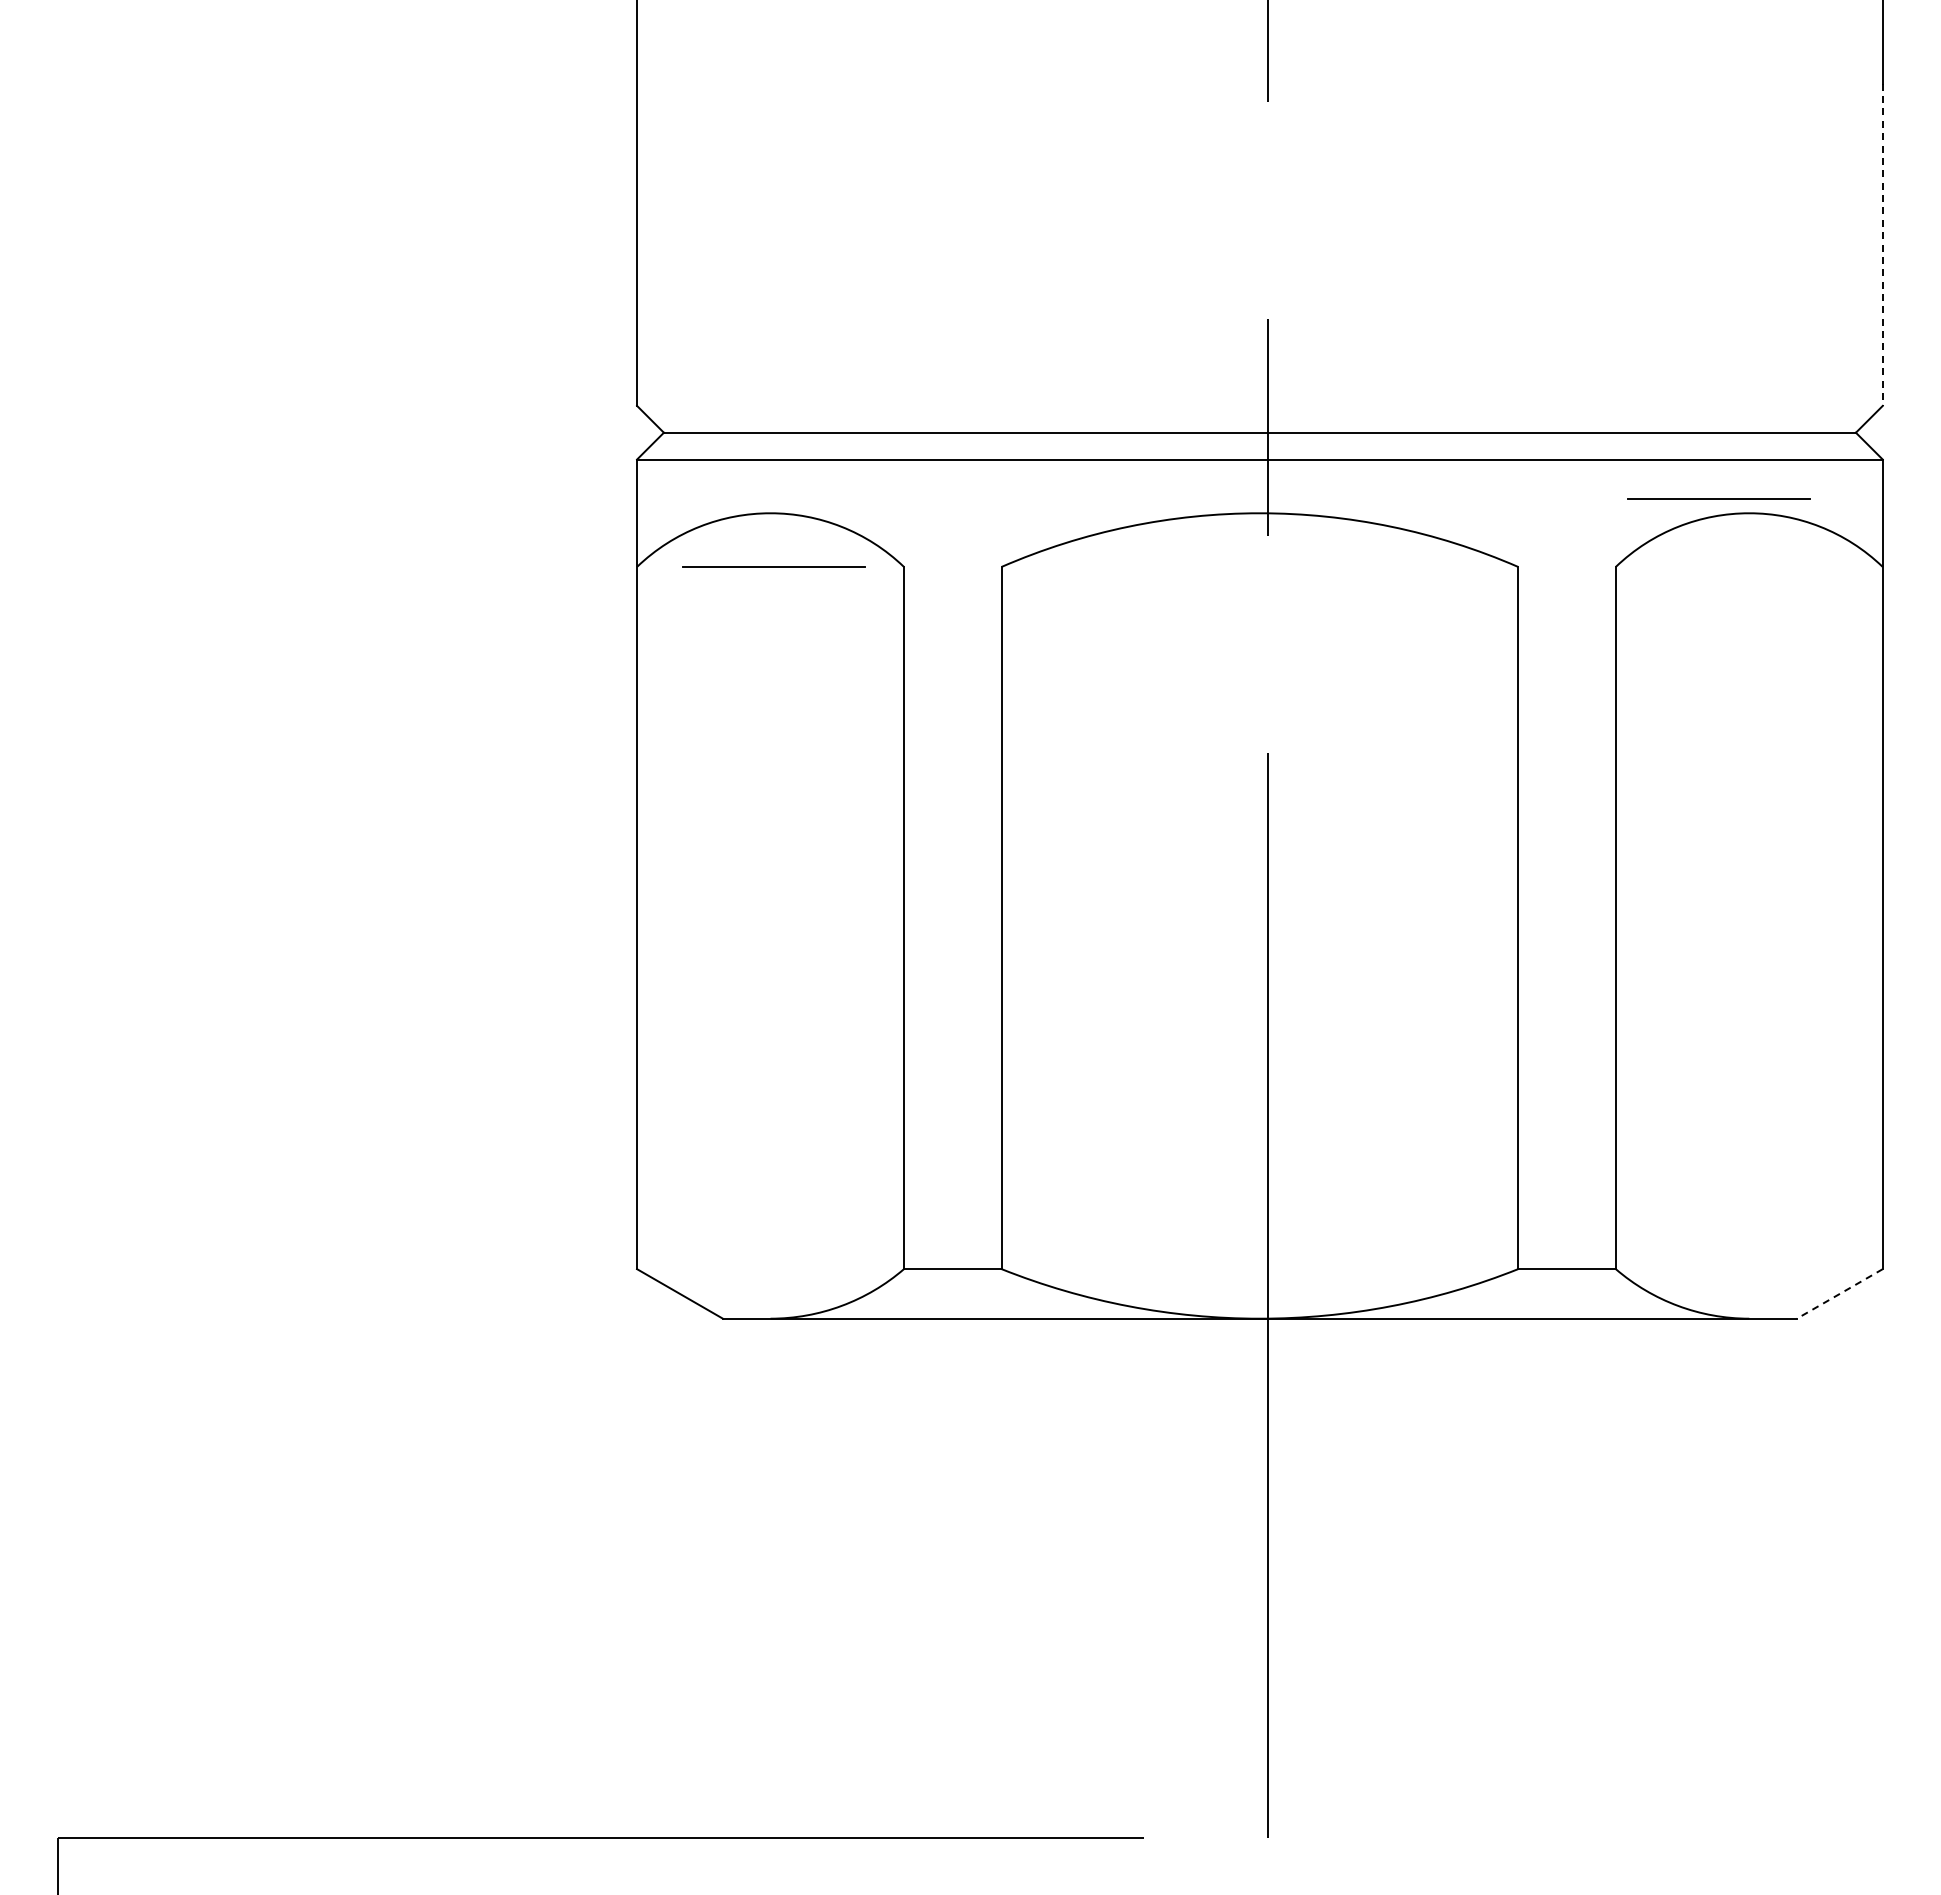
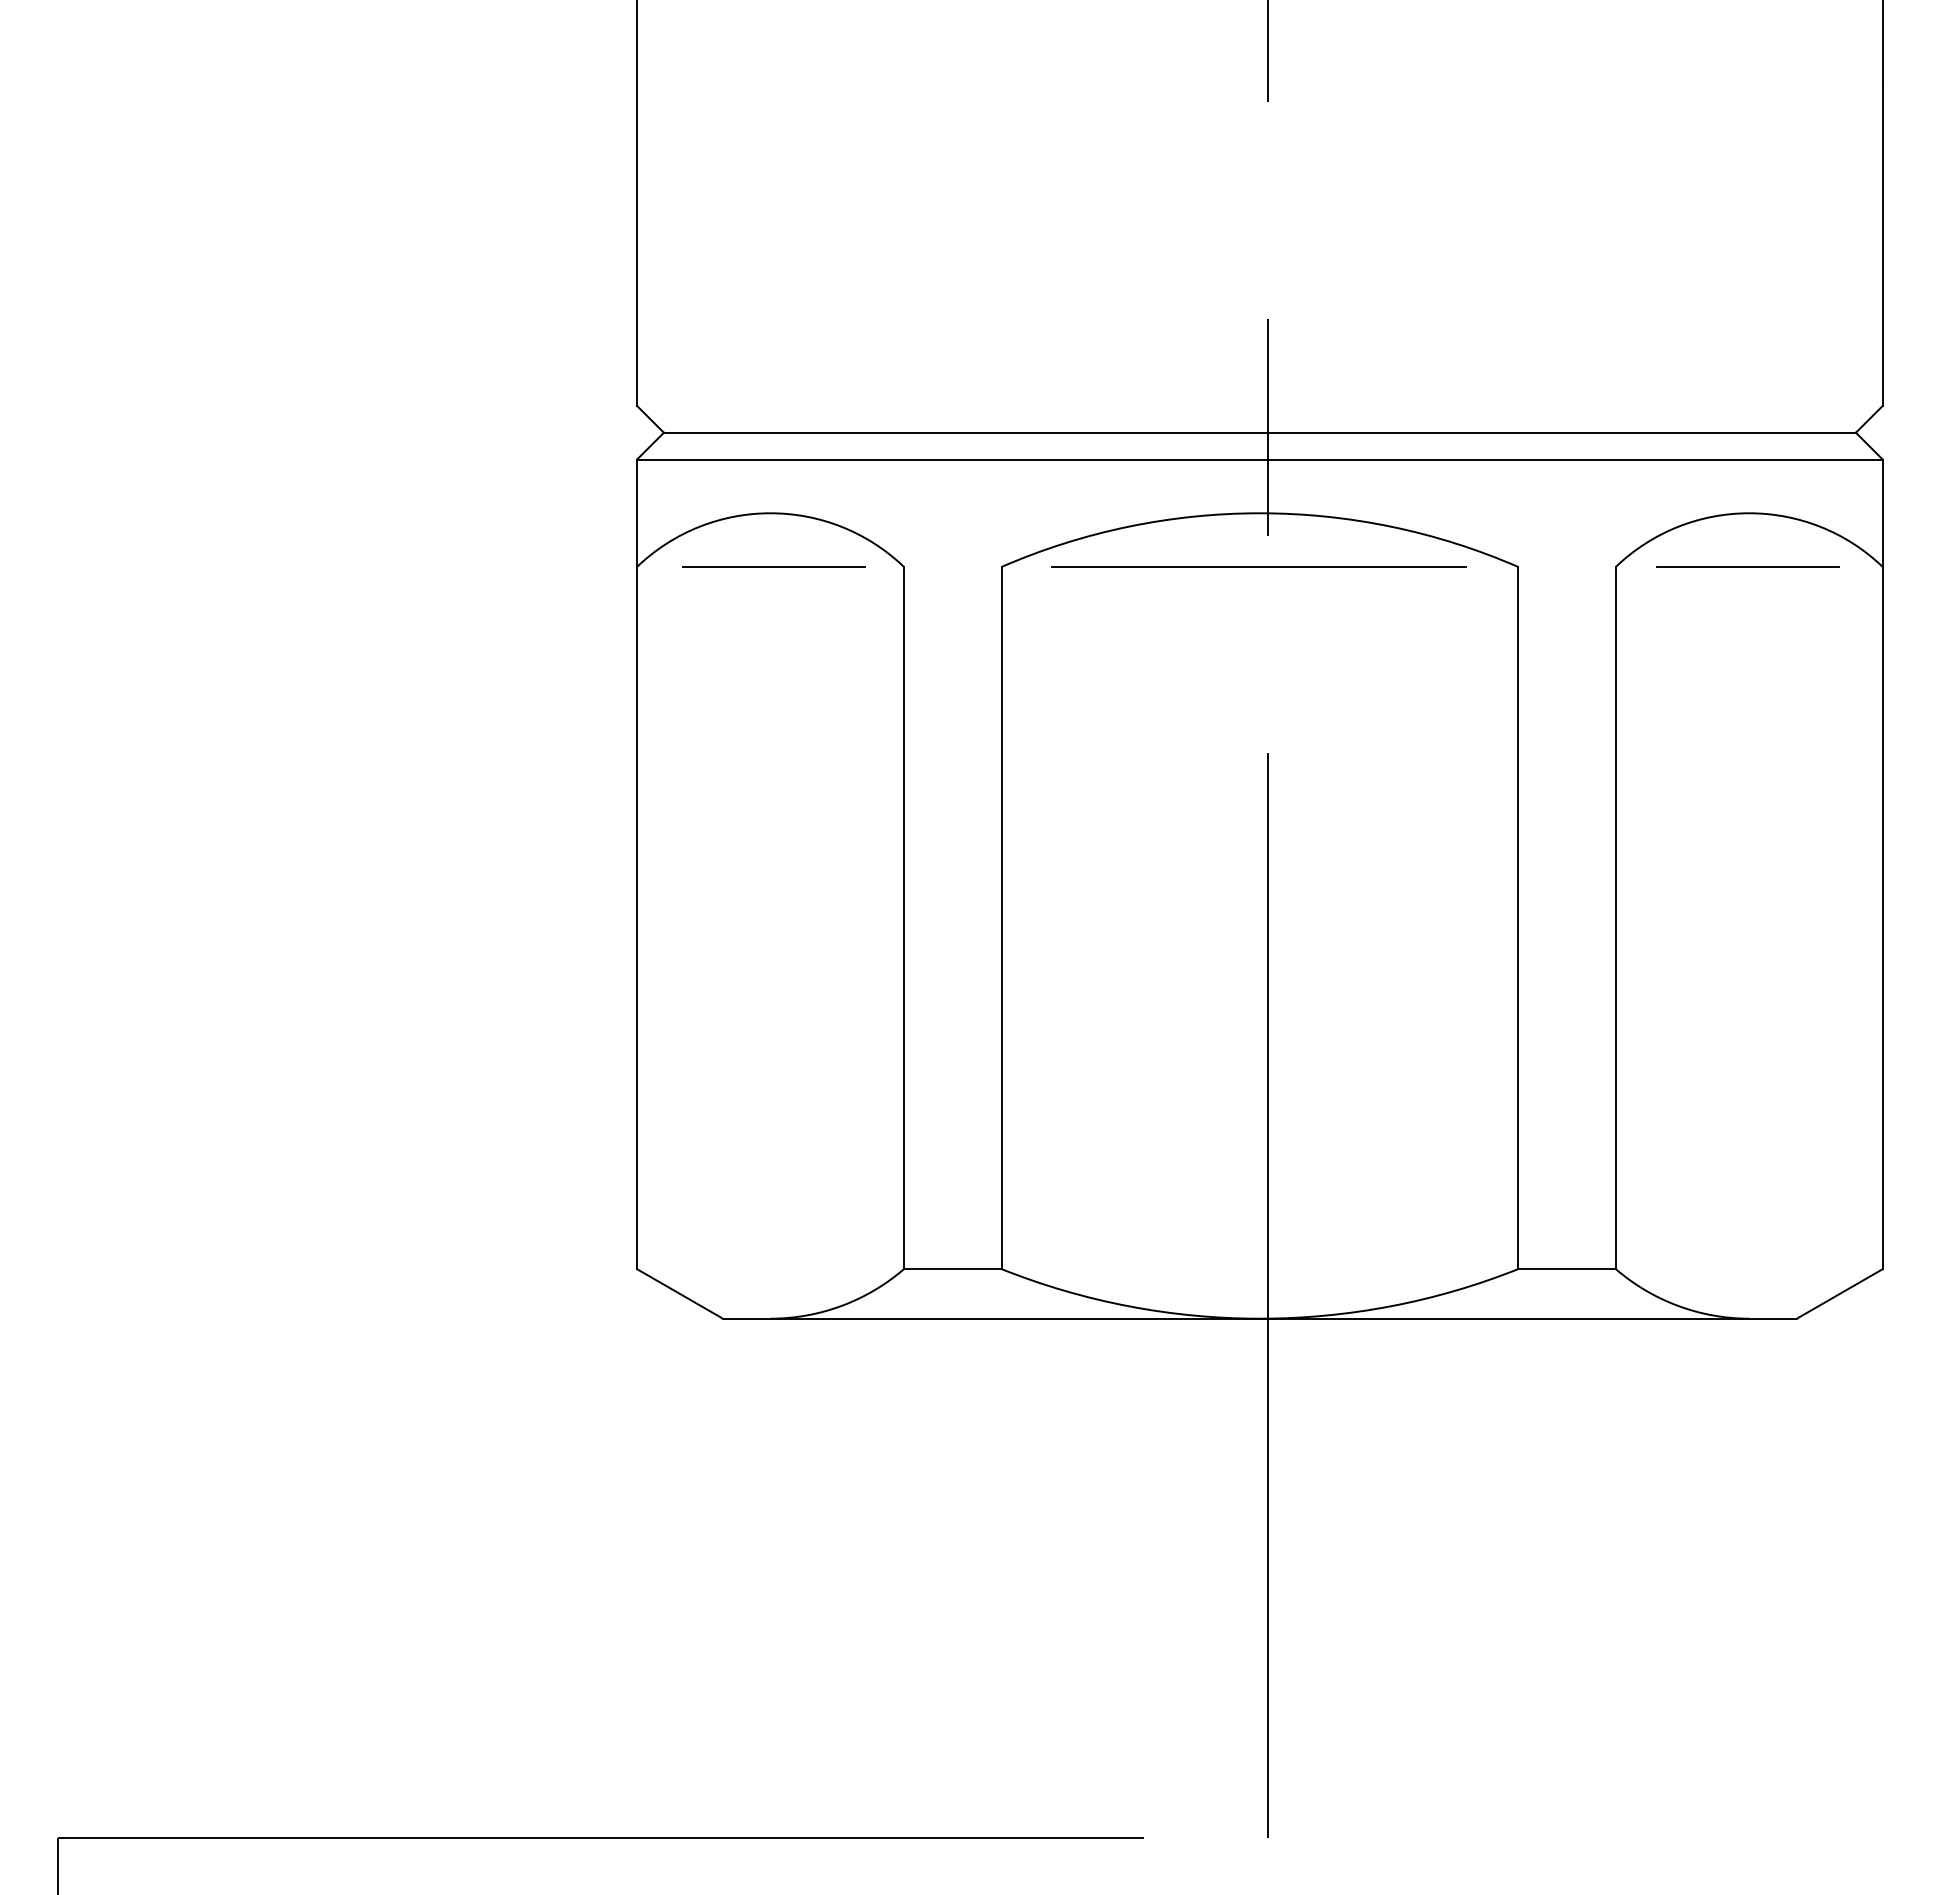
line: dashed -> solid (1882, 245)
line position: (1718, 498) -> (1747, 566) (1747, 566)
line: none -> present (1258, 566)
line: dashed -> solid (1839, 1293)
